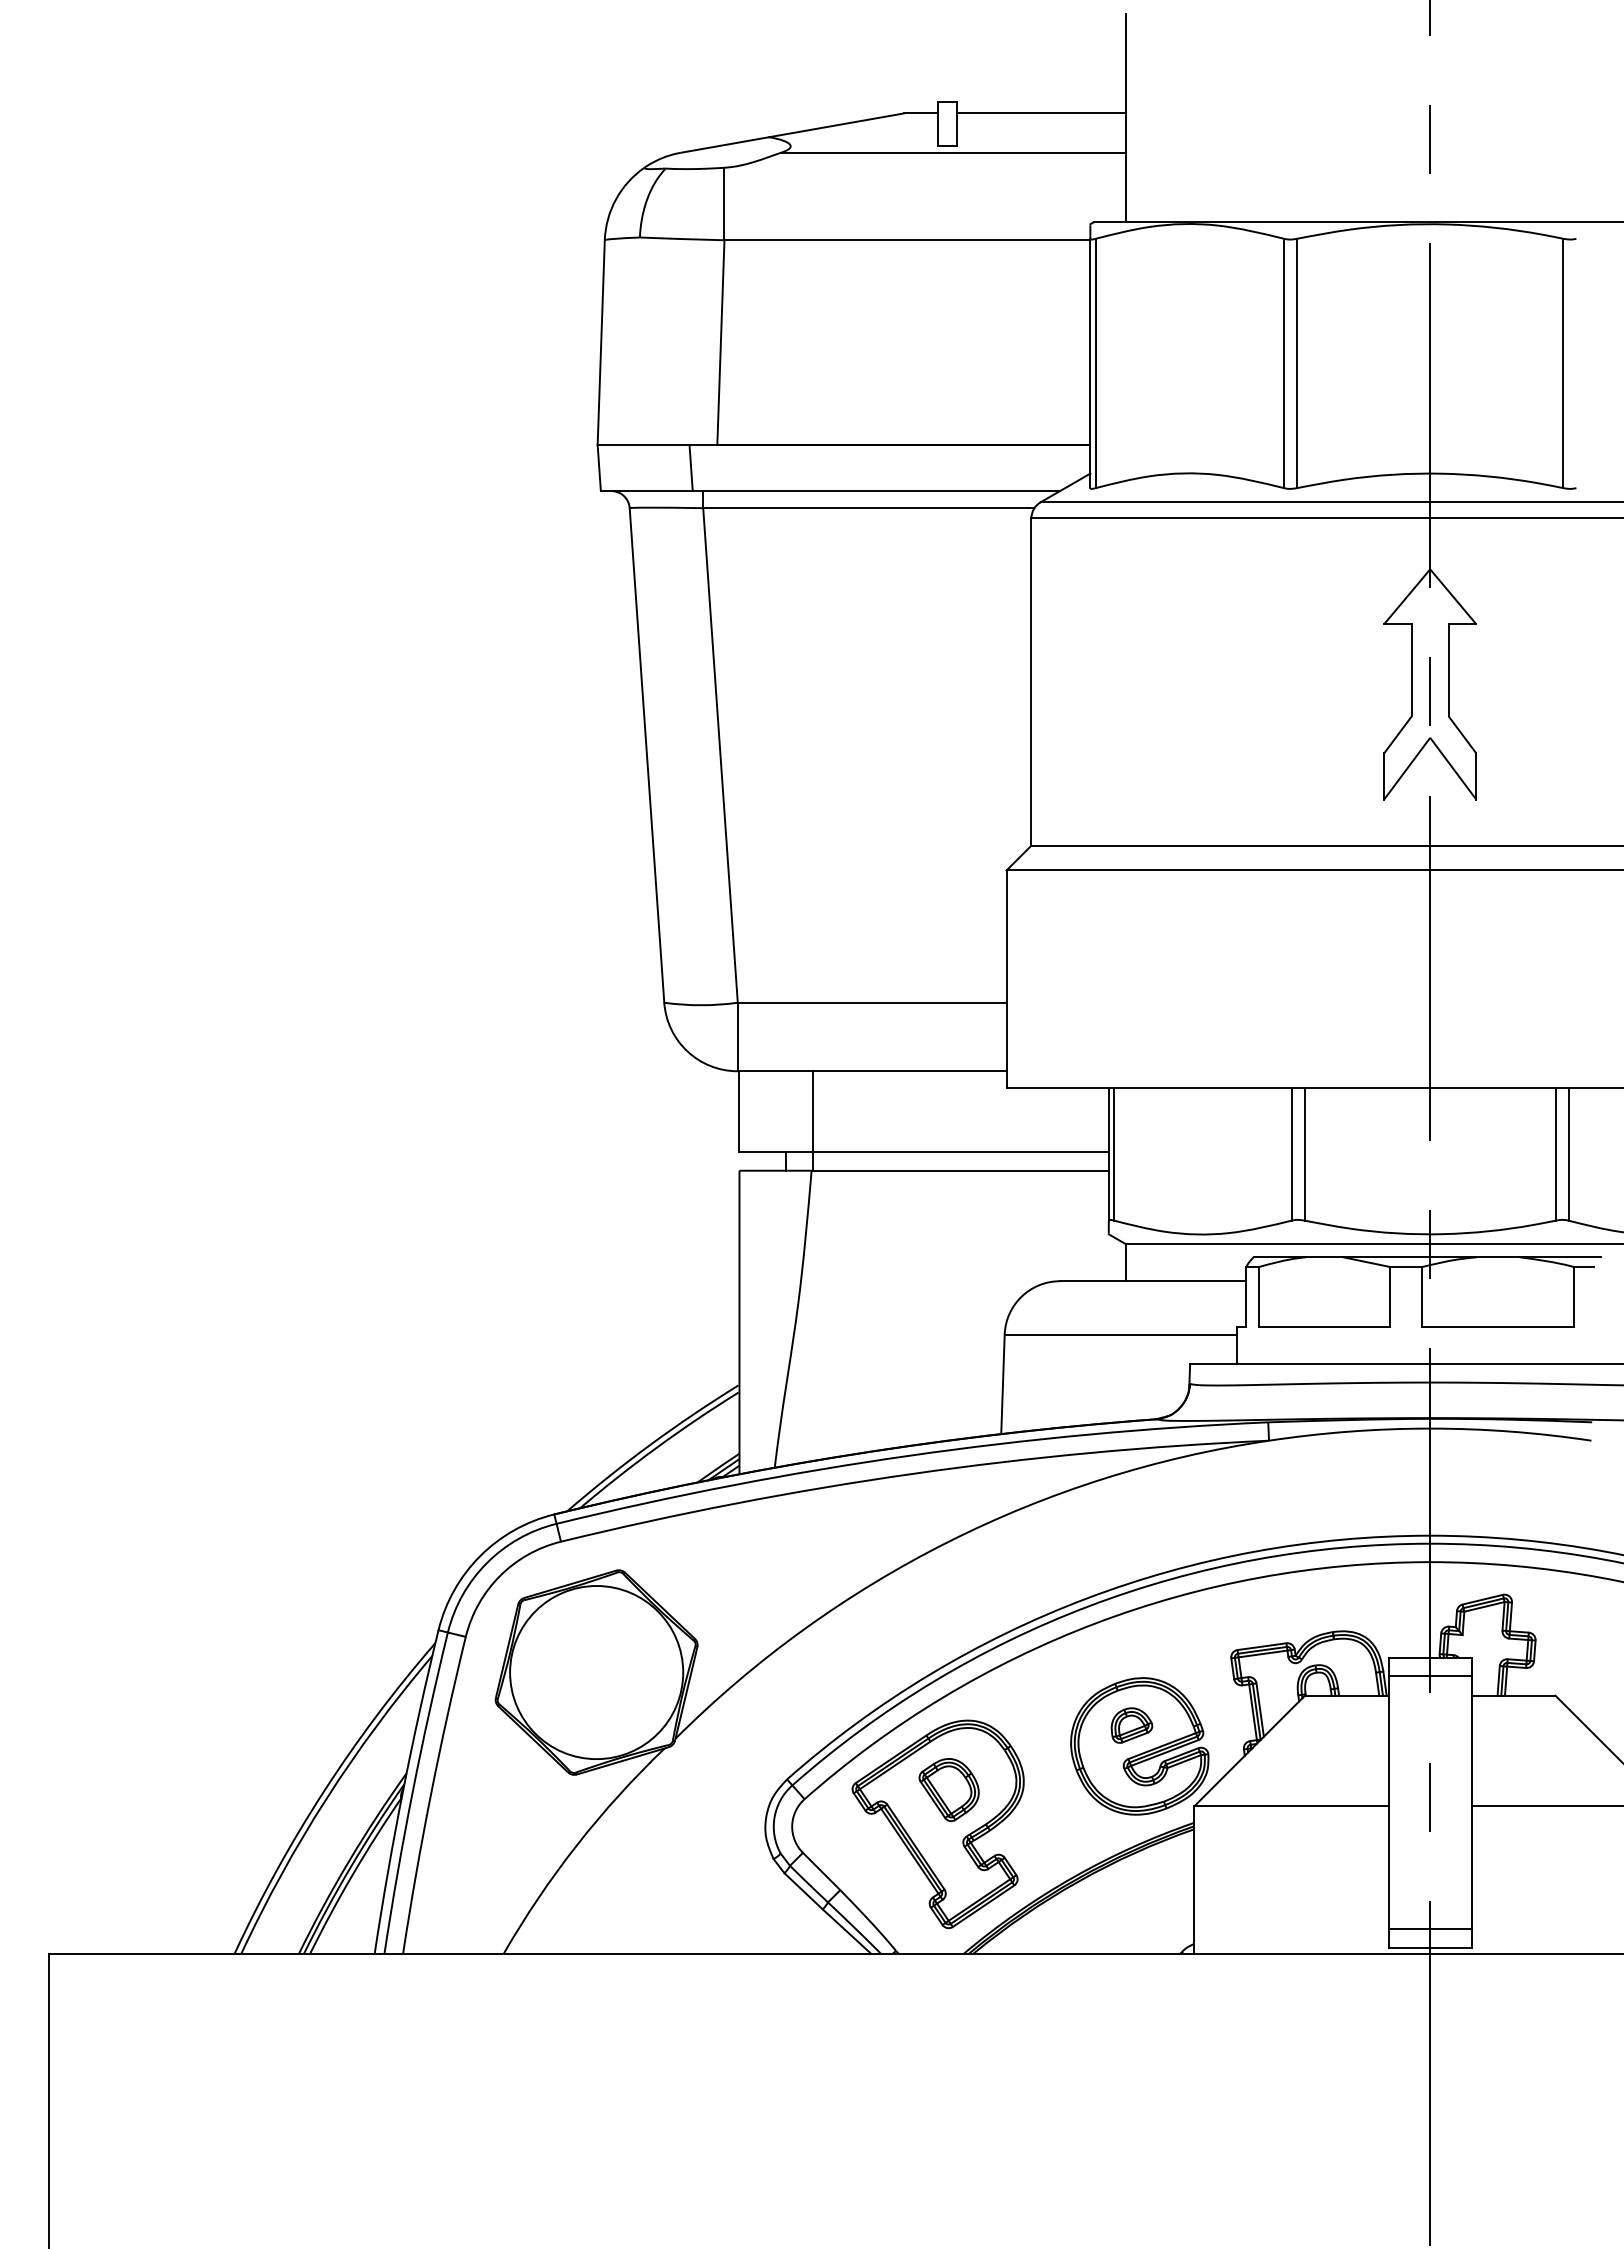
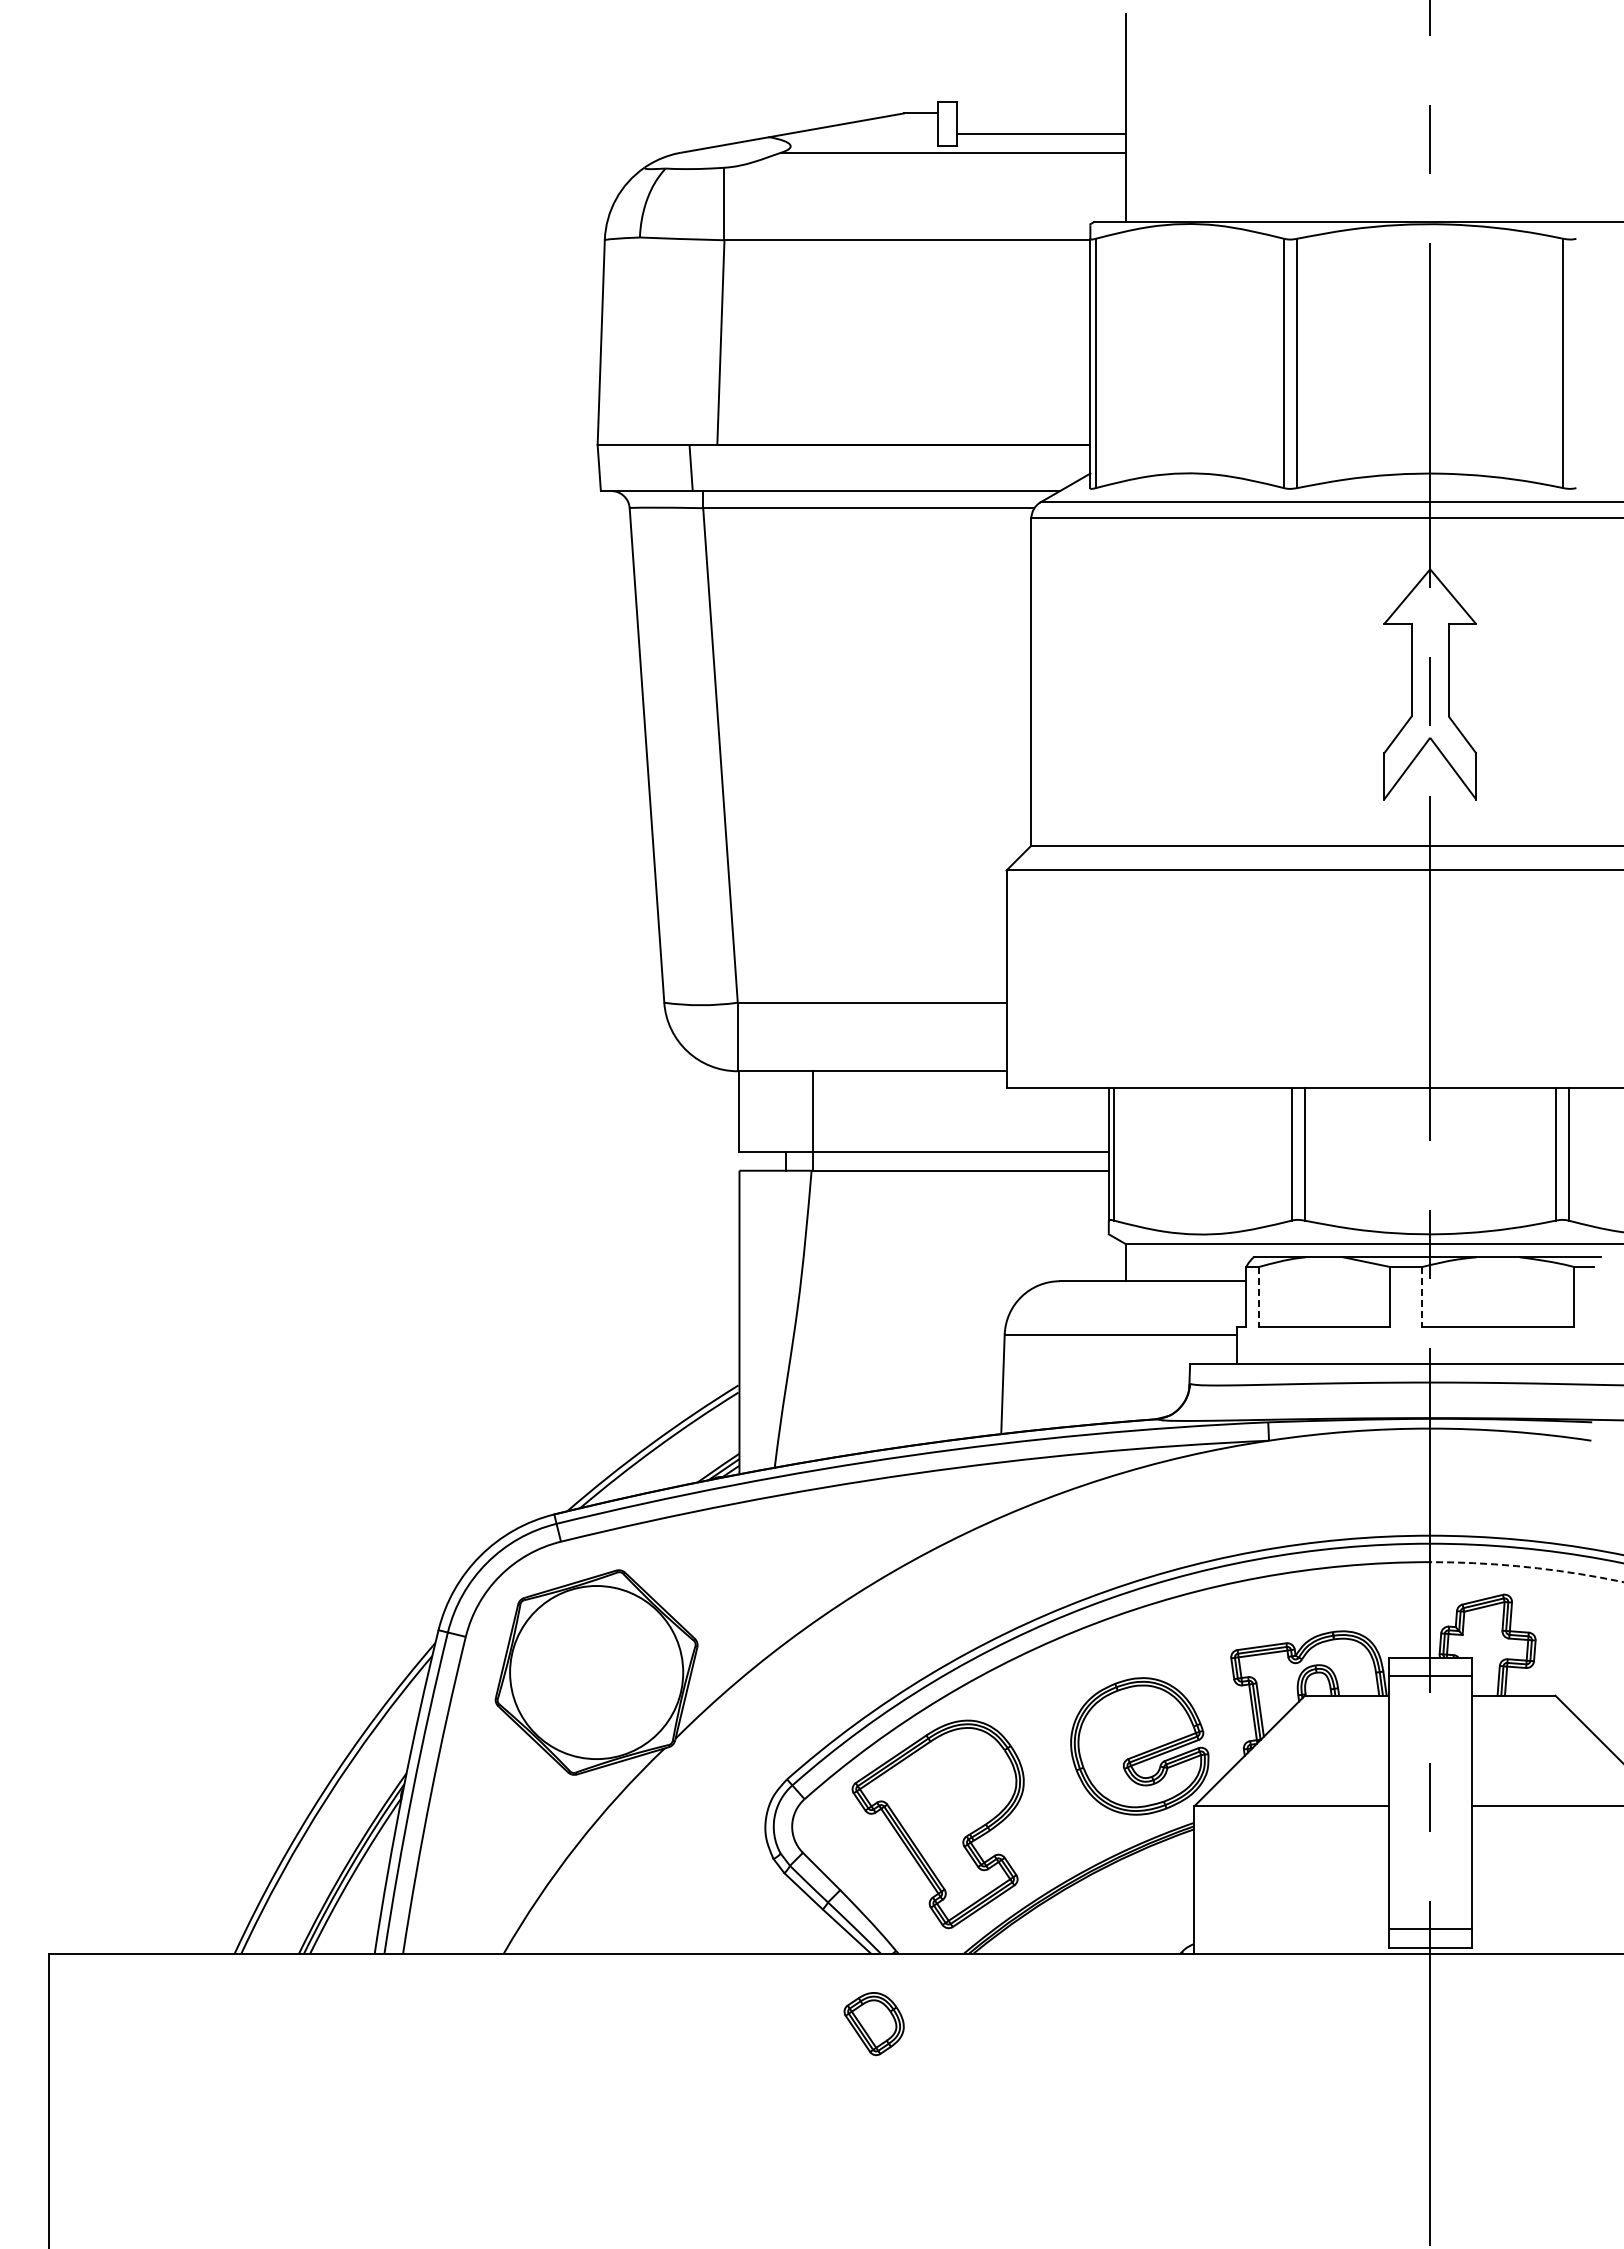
line position: (1041, 113) -> (1041, 134) (1041, 134)
line: solid -> dashed (1258, 1297)
line: solid -> dashed (1422, 1297)
arc: solid -> dashed (1527, 1567)
part: present -> none (1131, 1725)
part position: (948, 1790) -> (873, 2024) (873, 2024)
